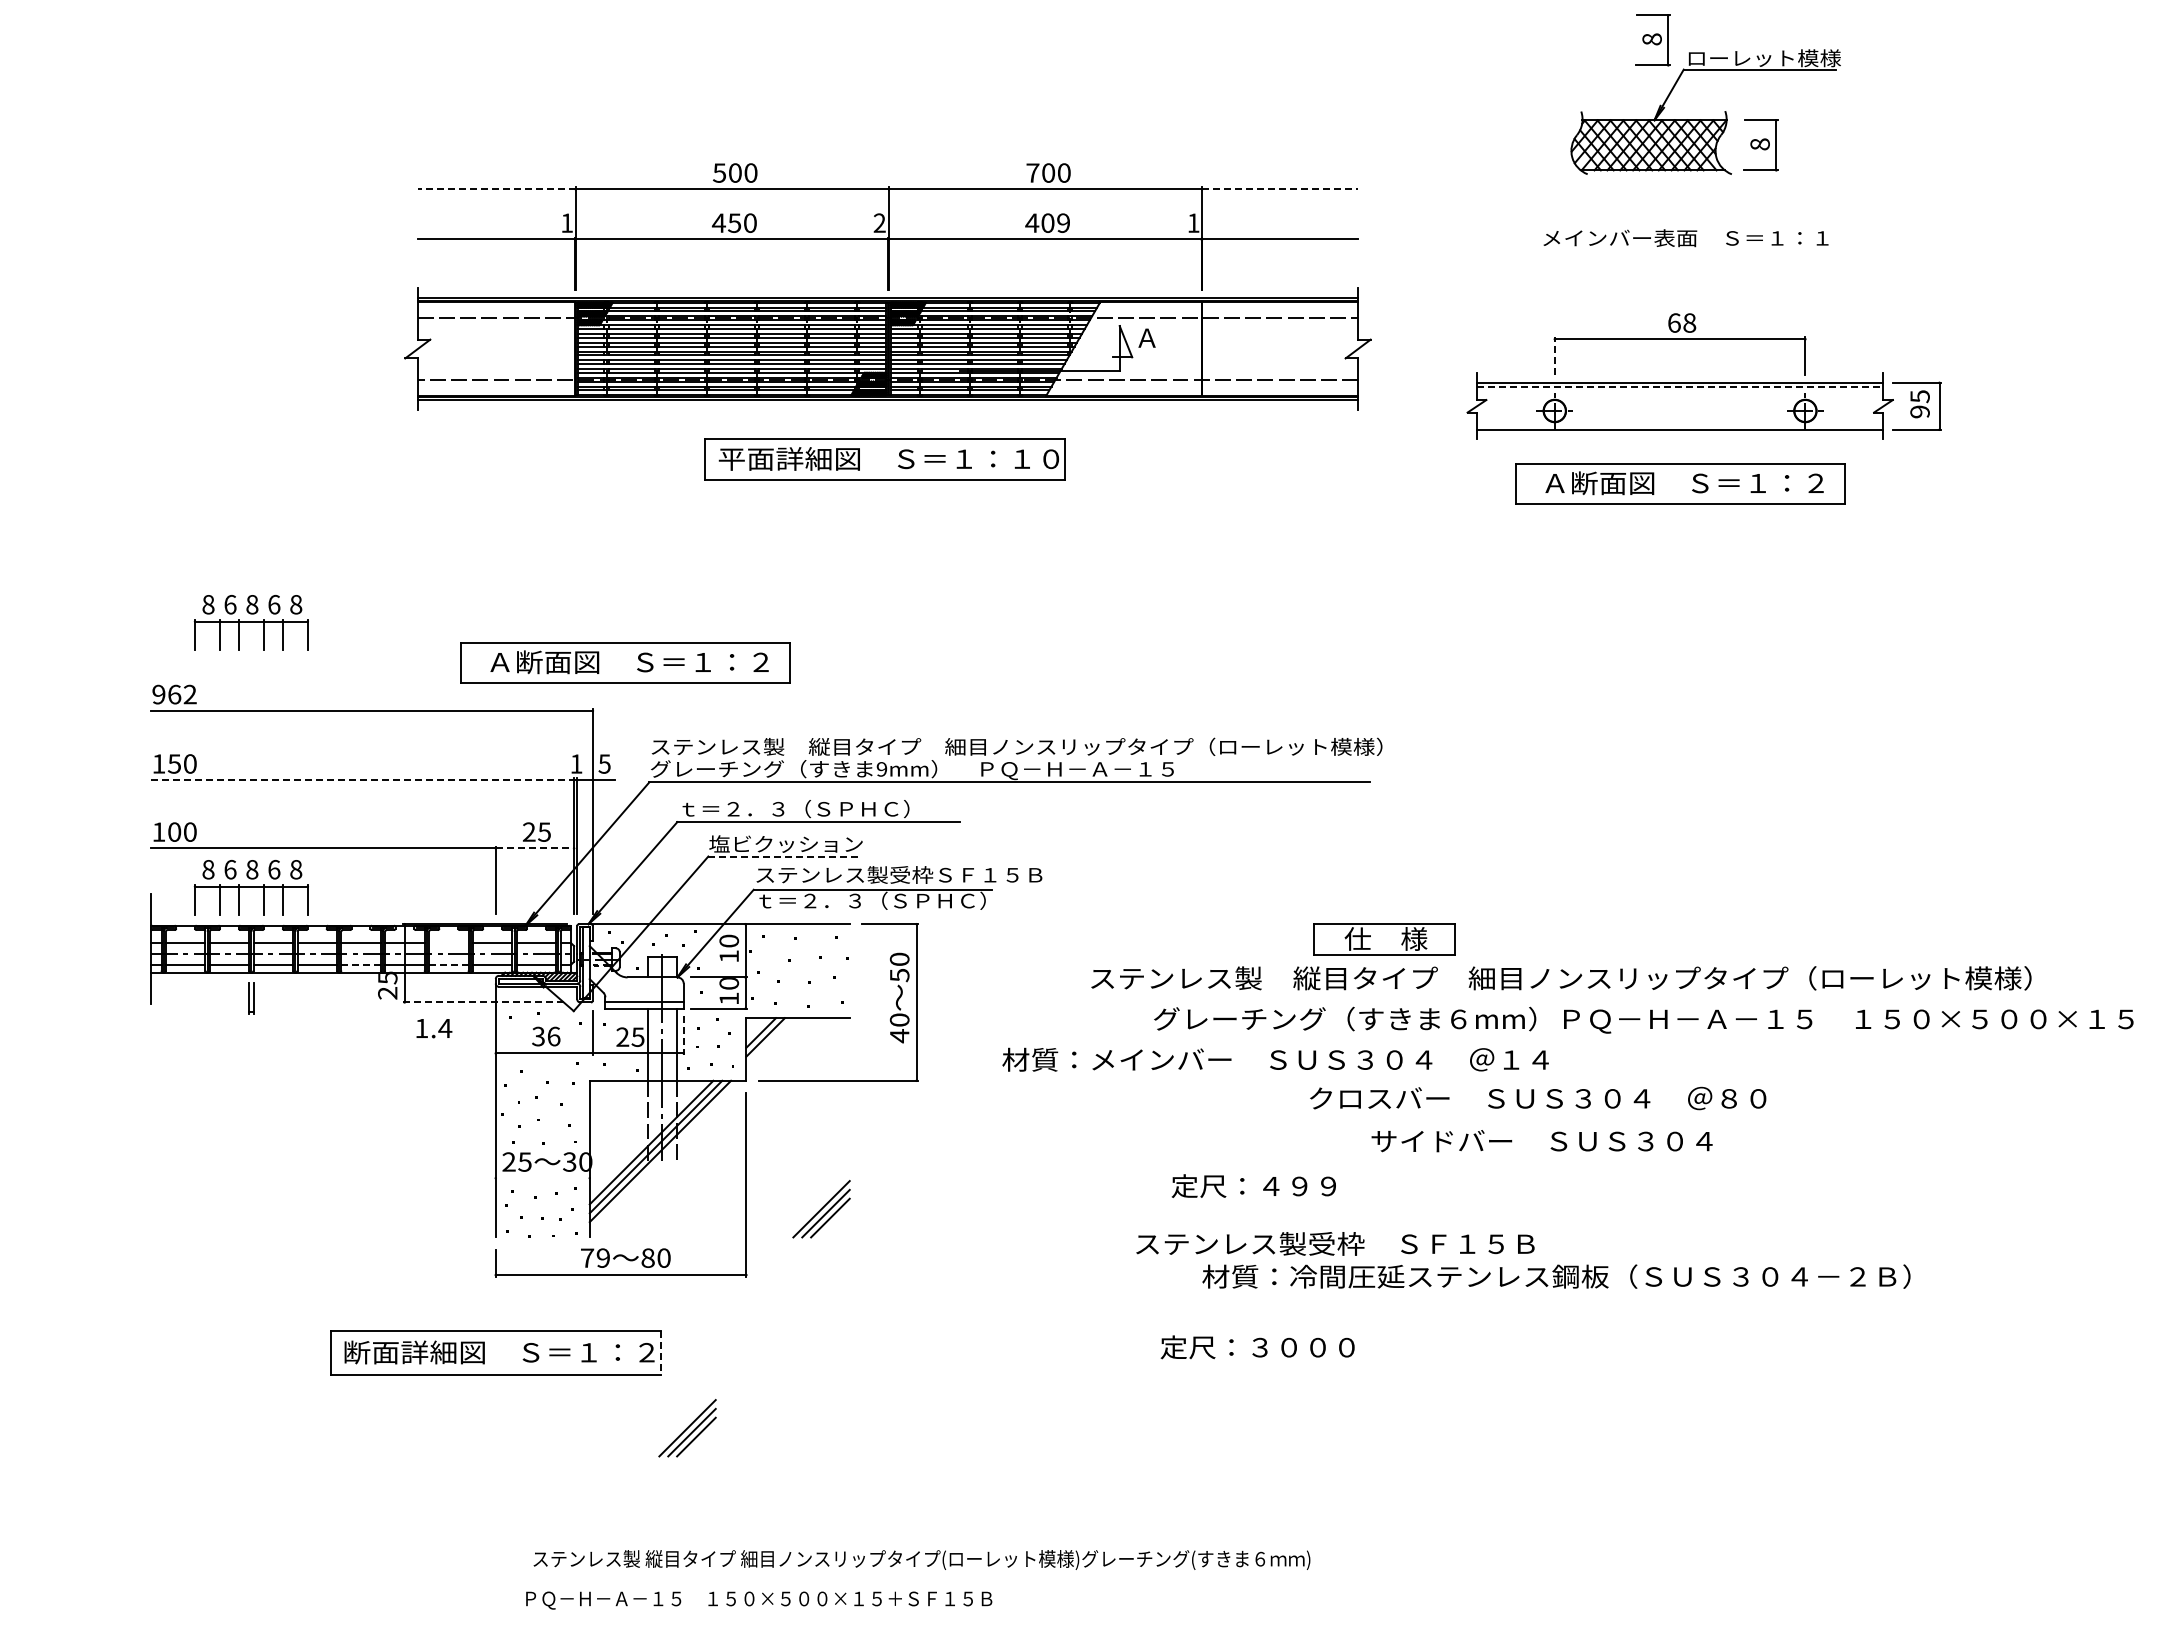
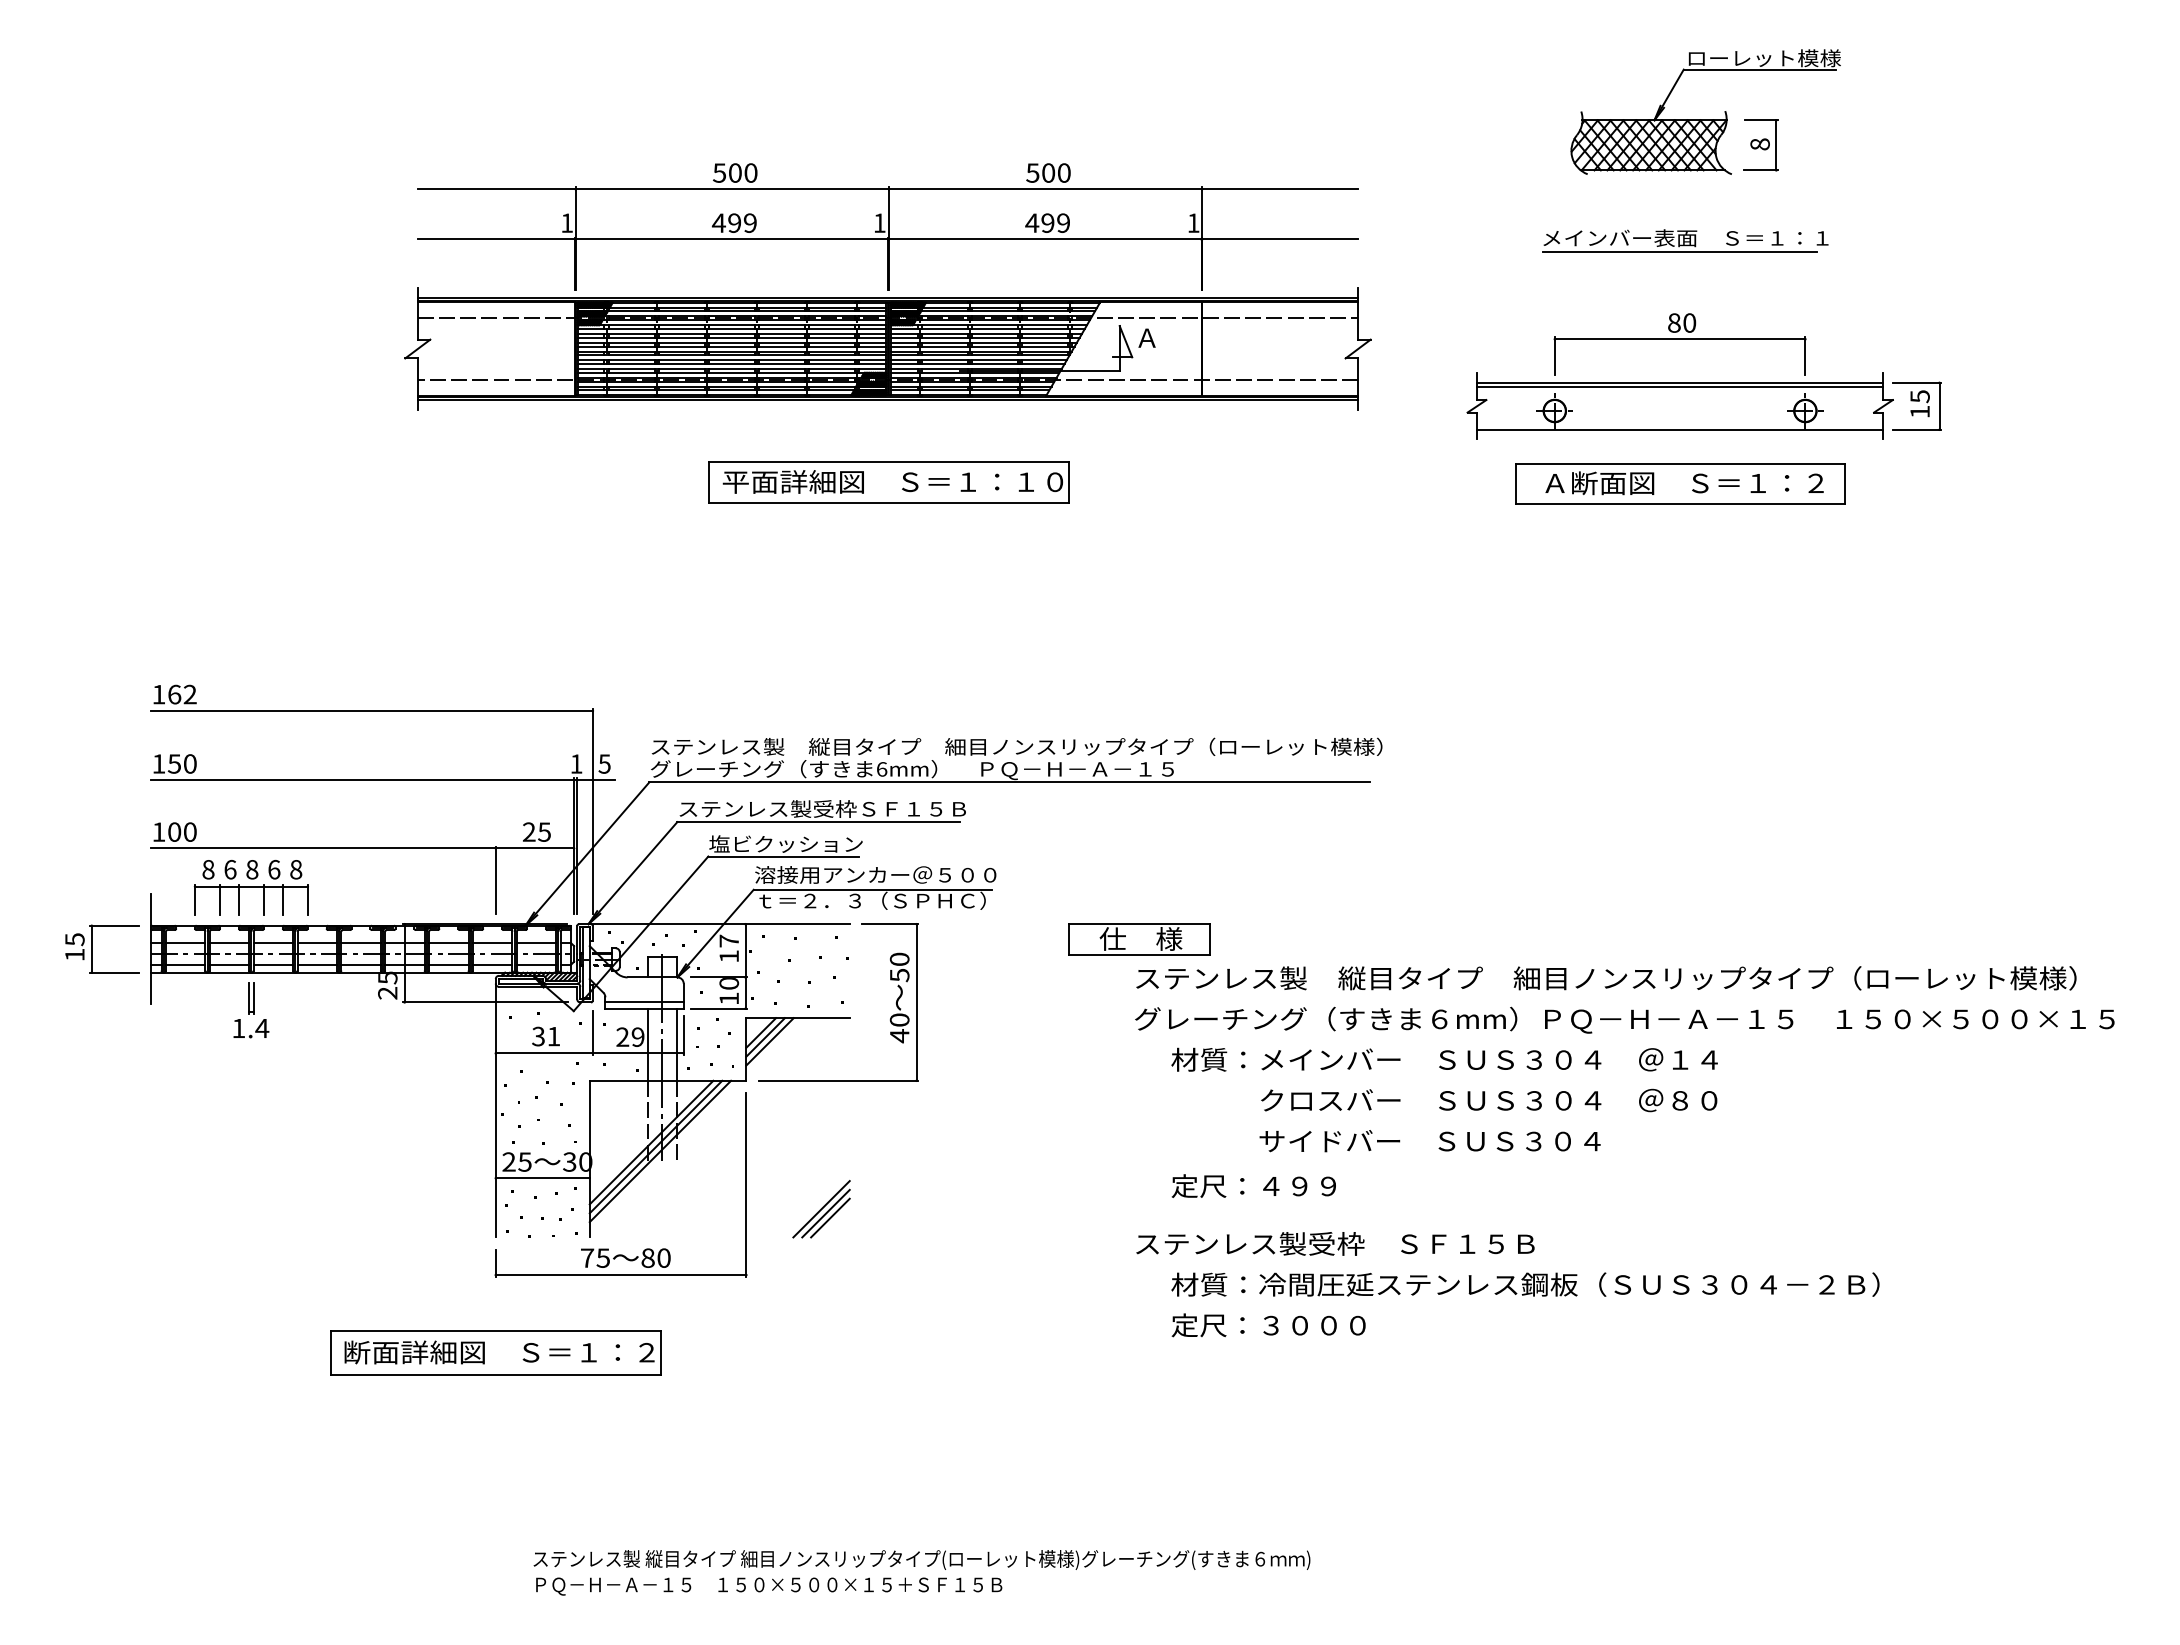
part: present -> none (1652, 40)
text: 700 -> 500 (1032, 172)
line: dashed -> solid (496, 189)
line: dashed -> solid (1280, 189)
text: 450 -> 499 (742, 222)
text: 2 -> 1 (879, 222)
text: 409 -> 499 (1047, 222)
line: none -> present (1679, 252)
text: 68 -> 80 (1682, 322)
line: dashed -> solid (1554, 356)
line: dashed -> solid (1680, 387)
text: 95 -> 15 (1919, 411)
part position: (884, 459) -> (888, 482) (888, 482)
part: present -> none (250, 622)
part: present -> none (625, 662)
text: 962 -> 162 (158, 694)
text: 9mm -> 6mm (881, 769)
line: dashed -> solid (363, 780)
text: ｔ＝２．３（ＳＰＨＣ） -> ステンレス製受枠ＳＦ１５Ｂ (822, 809)
line: dashed -> solid (535, 848)
line: dashed -> solid (784, 856)
text: ステンレス製受枠ＳＦ１５Ｂ -> 溶接用アンカー＠５００ (898, 874)
part position: (1384, 939) -> (1139, 939) (1139, 939)
text: 10 -> 17 (729, 940)
line: none -> present (448, 942)
part: none -> present (92, 948)
line: dashed -> solid (361, 964)
line: dashed -> solid (448, 964)
text position: (1561, 978) -> (1606, 978) (1606, 978)
line: dashed -> solid (485, 1002)
text position: (1643, 1019) -> (1624, 1019) (1624, 1019)
text position: (434, 1028) -> (251, 1028) (251, 1028)
line: dashed -> solid (683, 1035)
text: 36 -> 31 (554, 1036)
text: 25 -> 29 (637, 1036)
line: none -> present (769, 1041)
text position: (1275, 1059) -> (1444, 1059) (1444, 1059)
text position: (1538, 1098) -> (1489, 1100) (1489, 1100)
text position: (1541, 1141) -> (1429, 1141) (1429, 1141)
line: none -> present (542, 1178)
text: 79 -> 75 (602, 1257)
text position: (1556, 1276) -> (1525, 1284) (1525, 1284)
text position: (1257, 1347) -> (1268, 1325) (1268, 1325)
line: dashed -> solid (660, 1353)
part: present -> none (687, 1428)
text position: (759, 1600) -> (769, 1586) (769, 1586)
